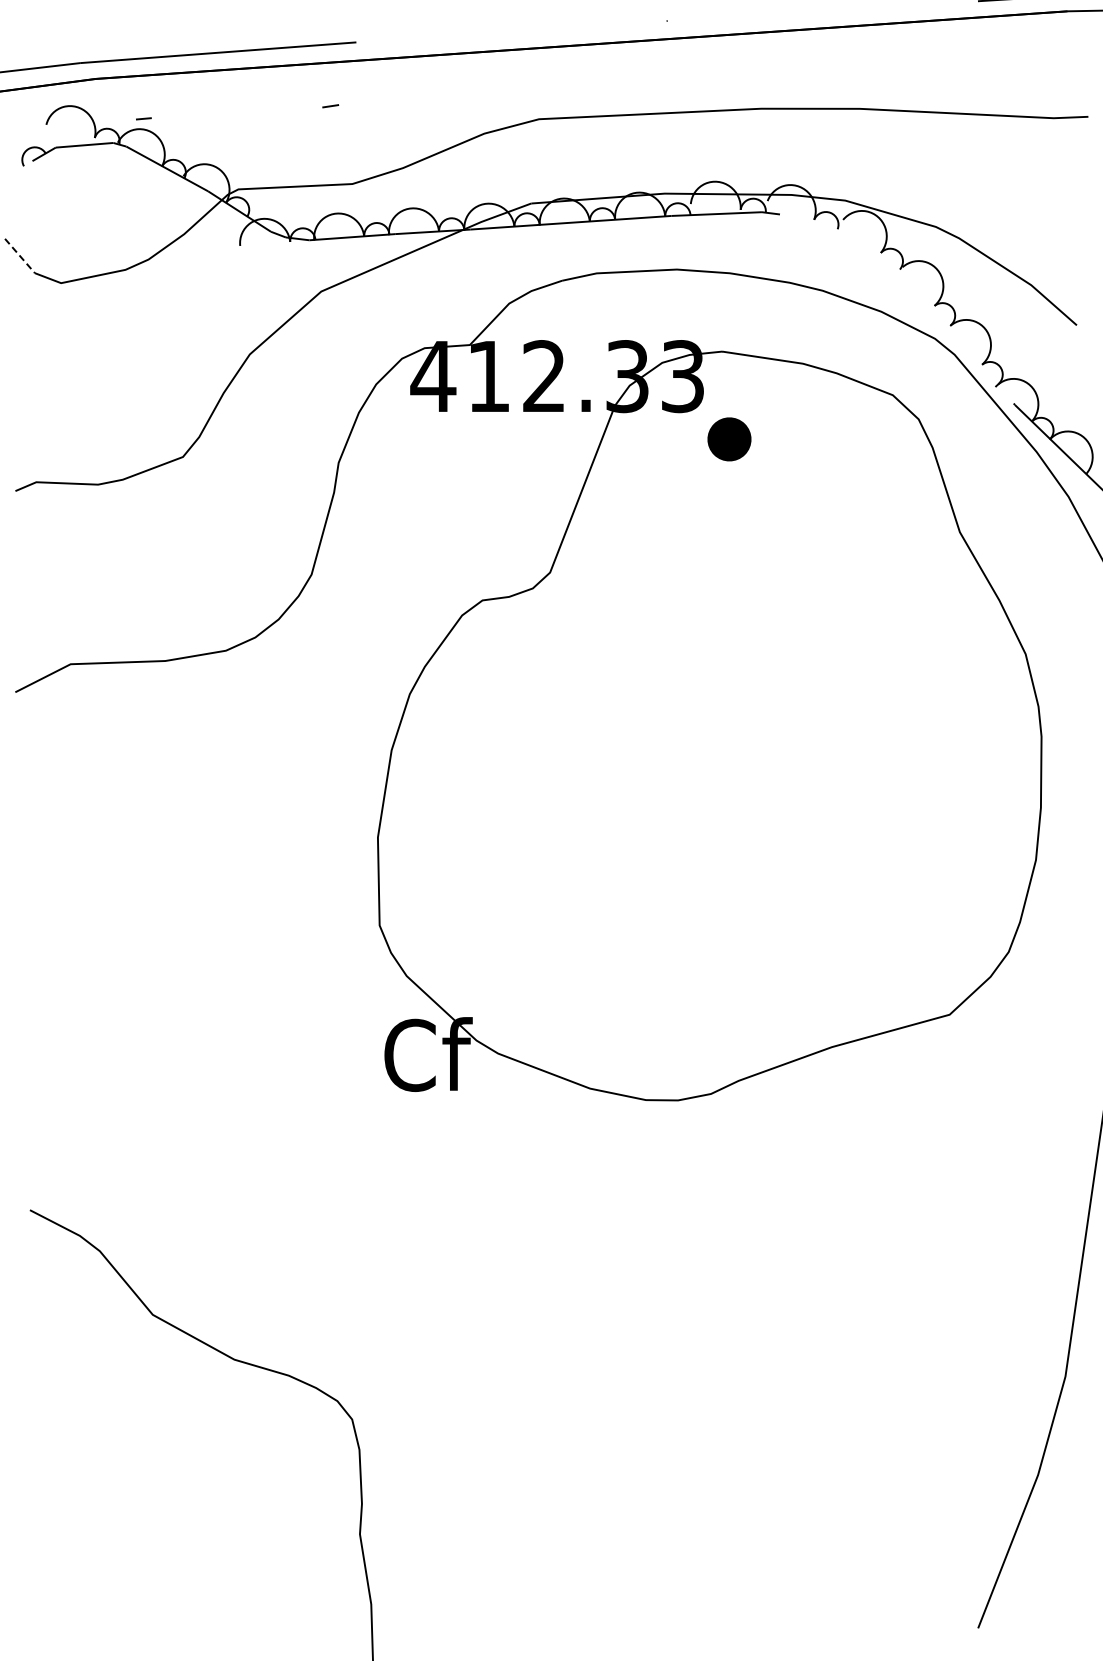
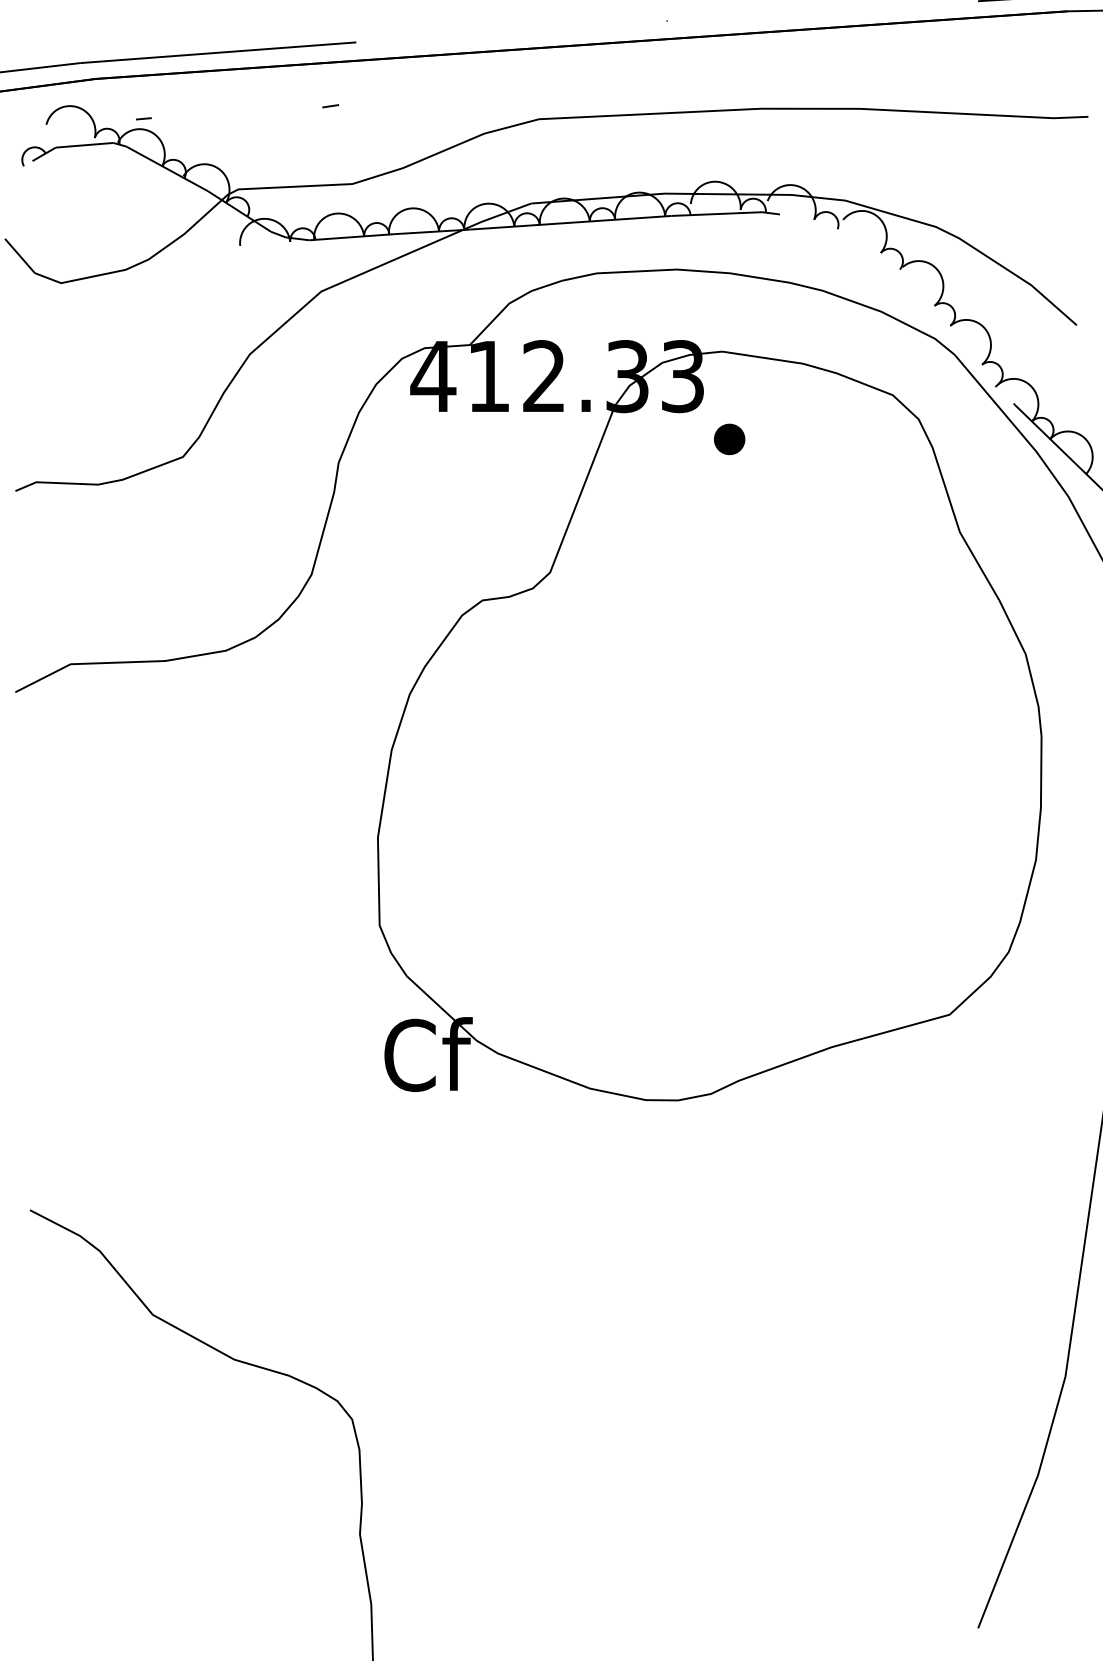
line: dashed -> solid (19, 256)
part size: 45x45 px -> 32x33 px (729, 439)
